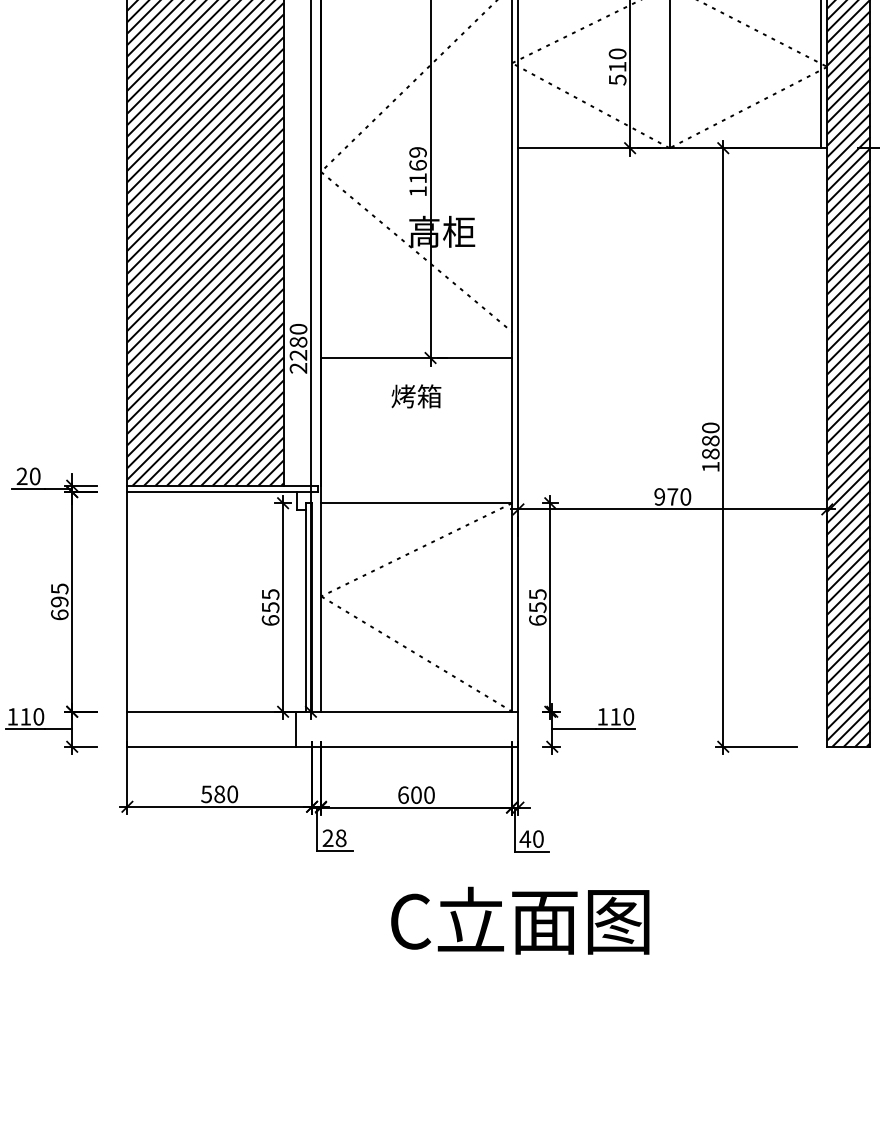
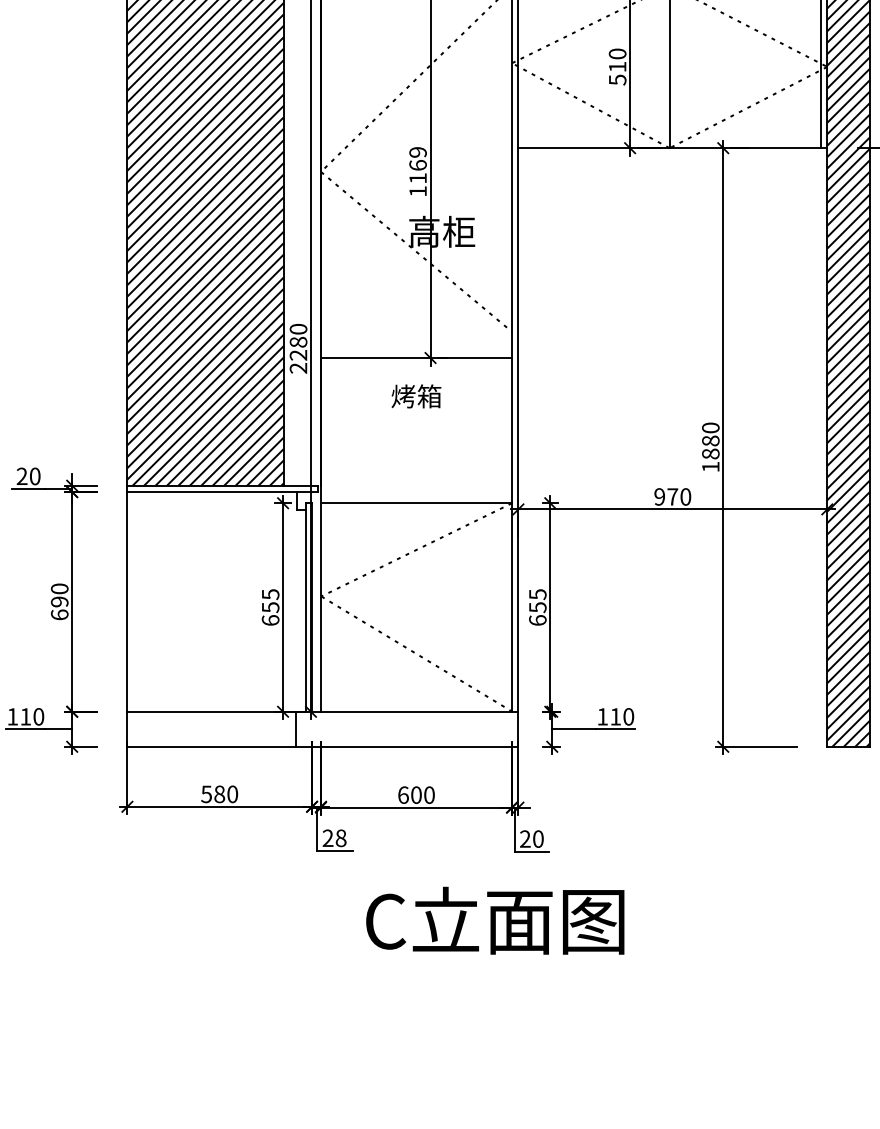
text: 695 -> 690 (59, 588)
text: 40 -> 20 (525, 838)
text position: (520, 920) -> (495, 920) (495, 920)
